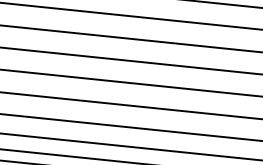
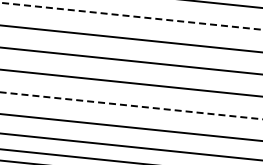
line: solid -> dashed (131, 16)
line: solid -> dashed (130, 105)
